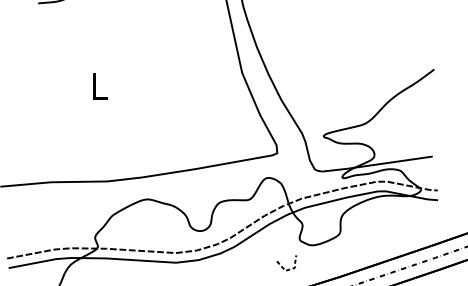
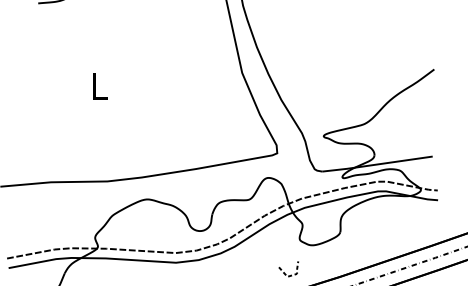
line position: (282, 266) -> (284, 272) (284, 272)
